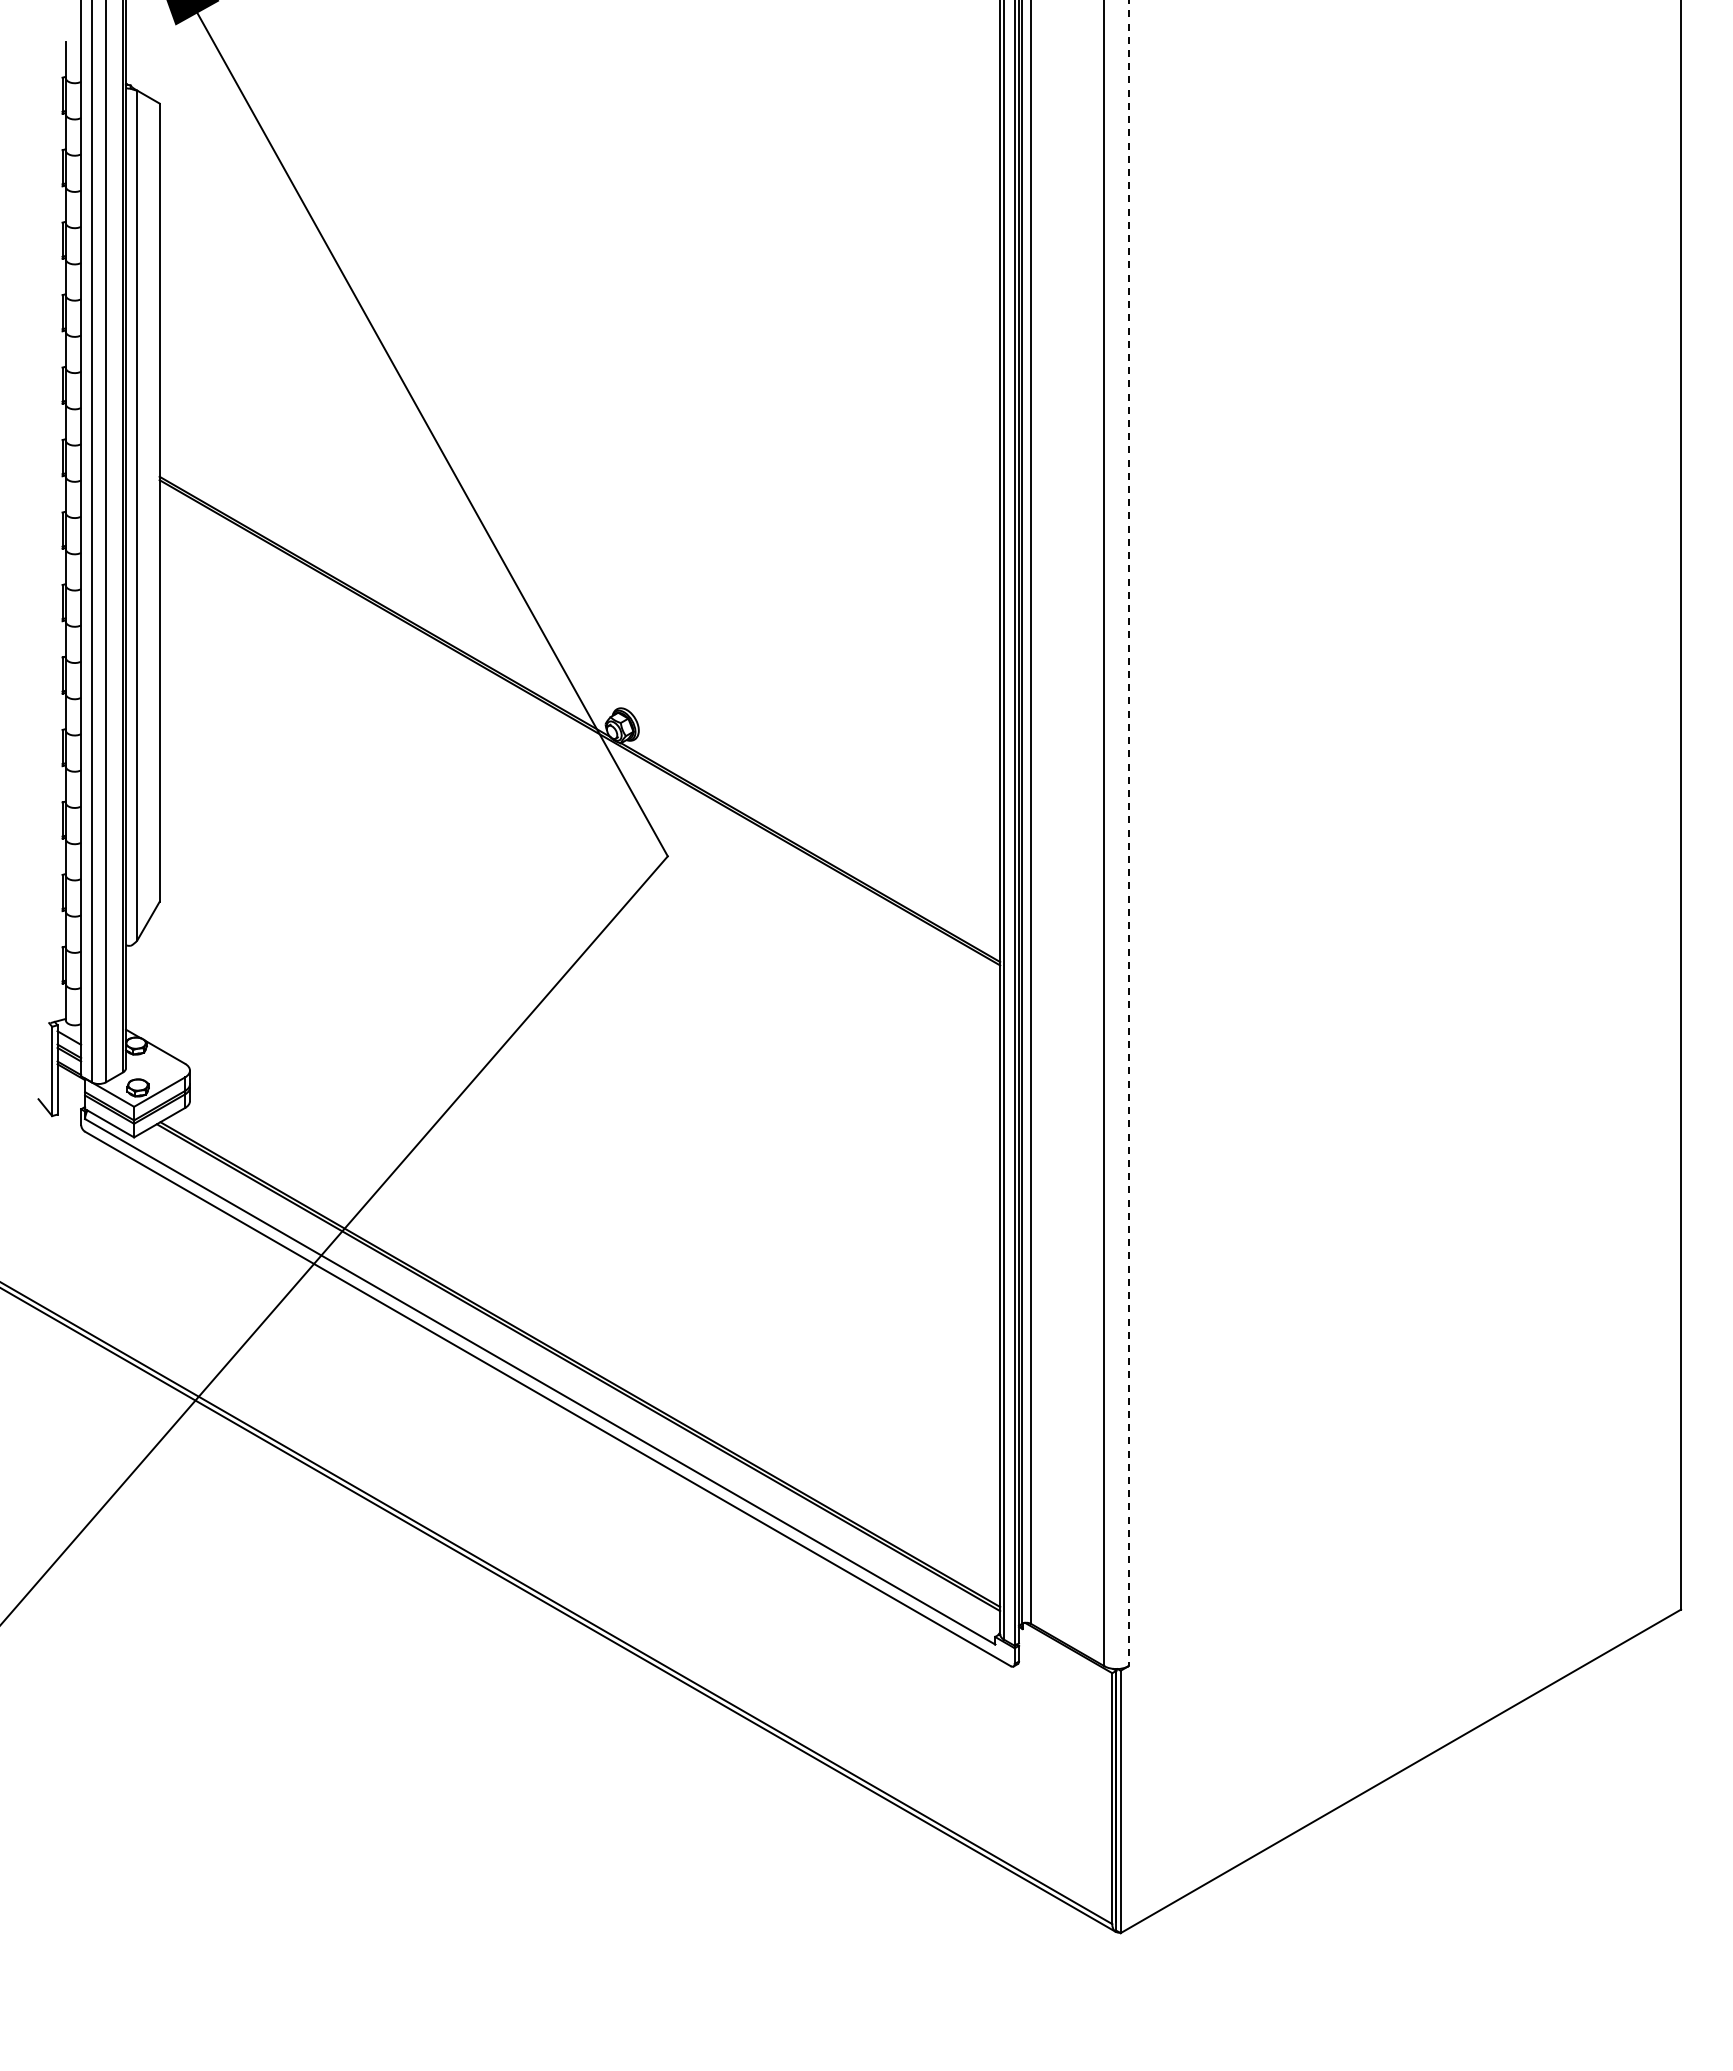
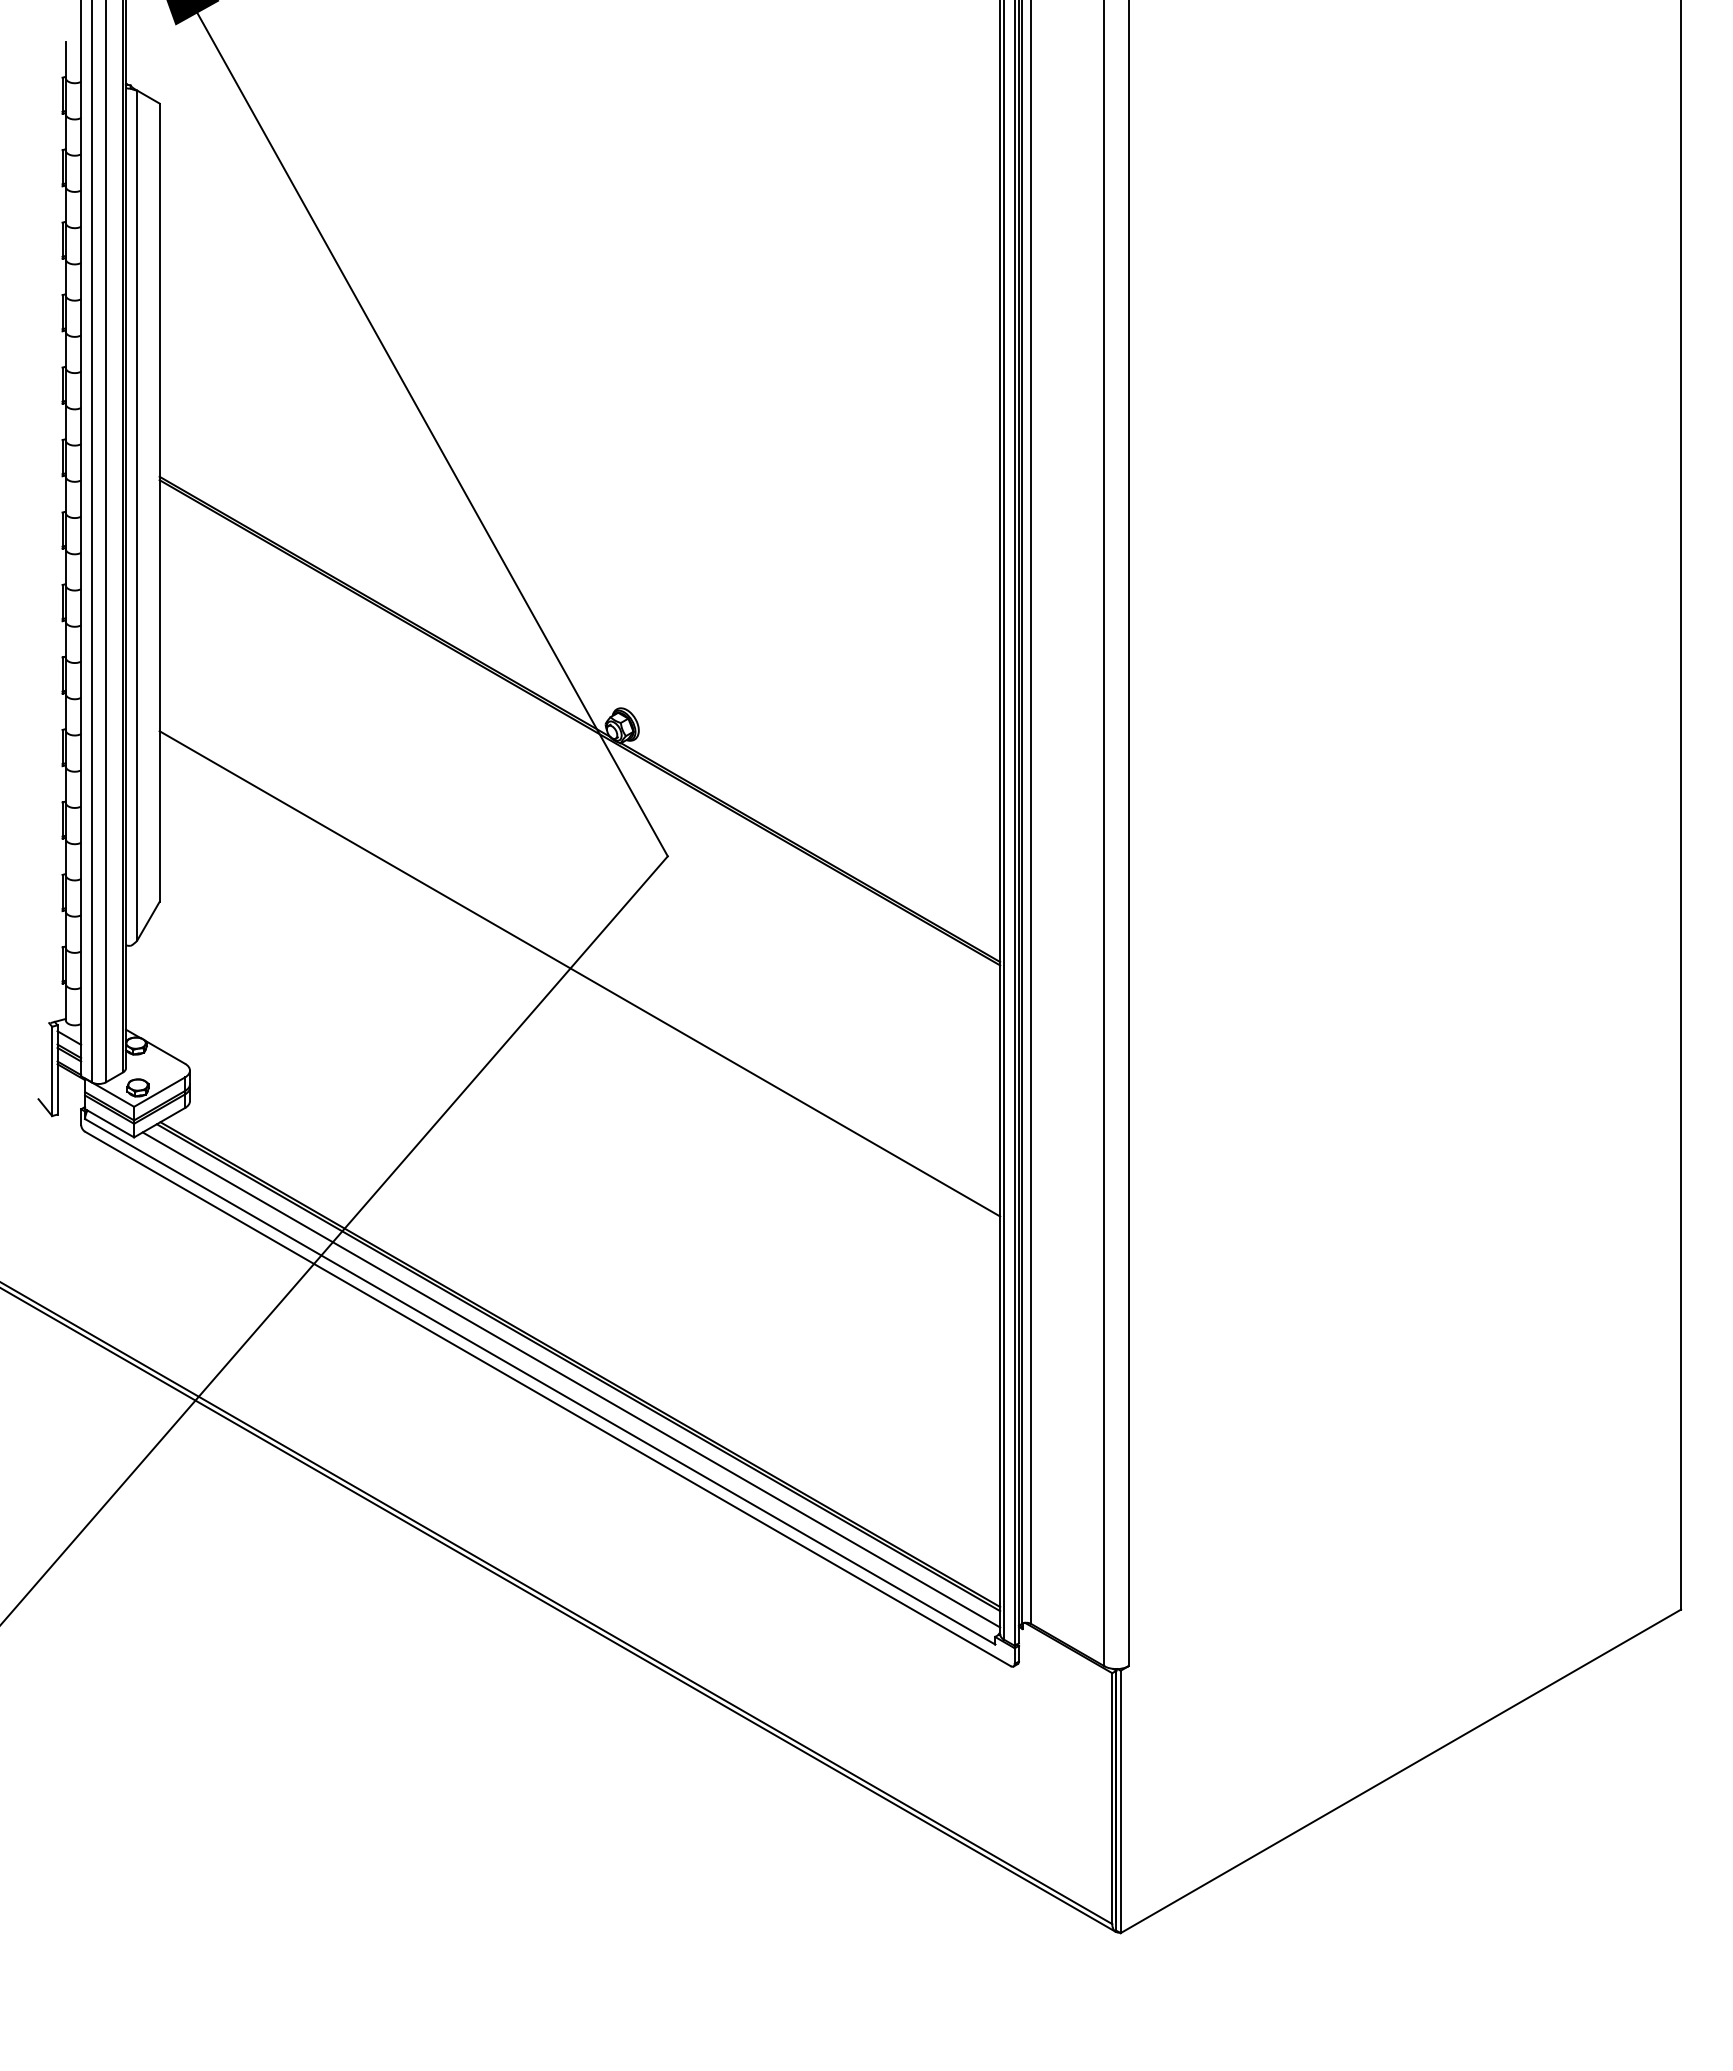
line: dashed -> solid (1128, 833)
line: none -> present (579, 973)
line: none -> present (571, 1379)
